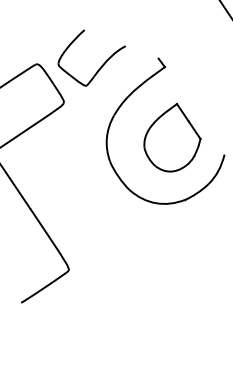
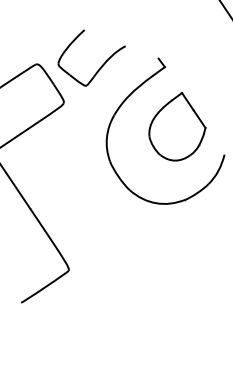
part position: (172, 137) -> (177, 126) (177, 126)
